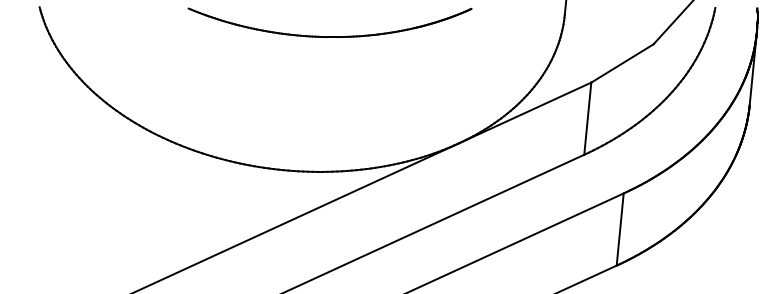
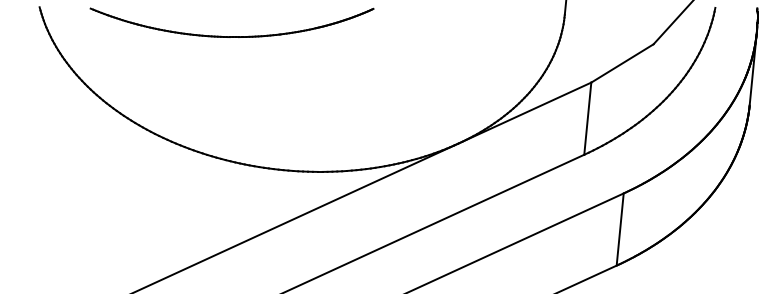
part position: (329, 36) -> (231, 36) (231, 36)
